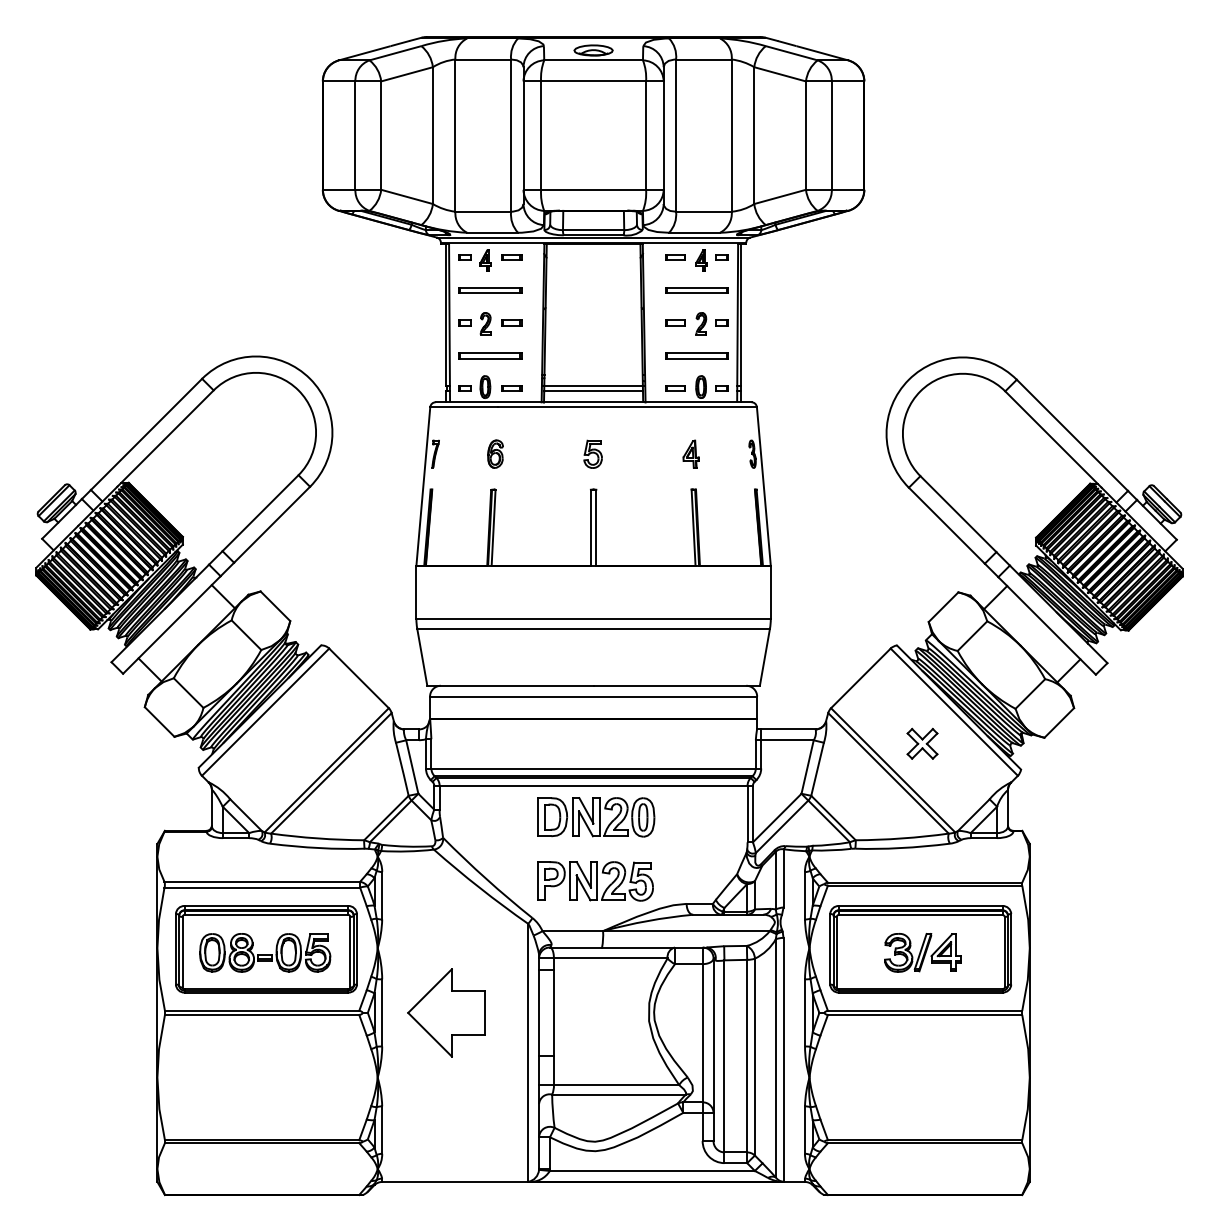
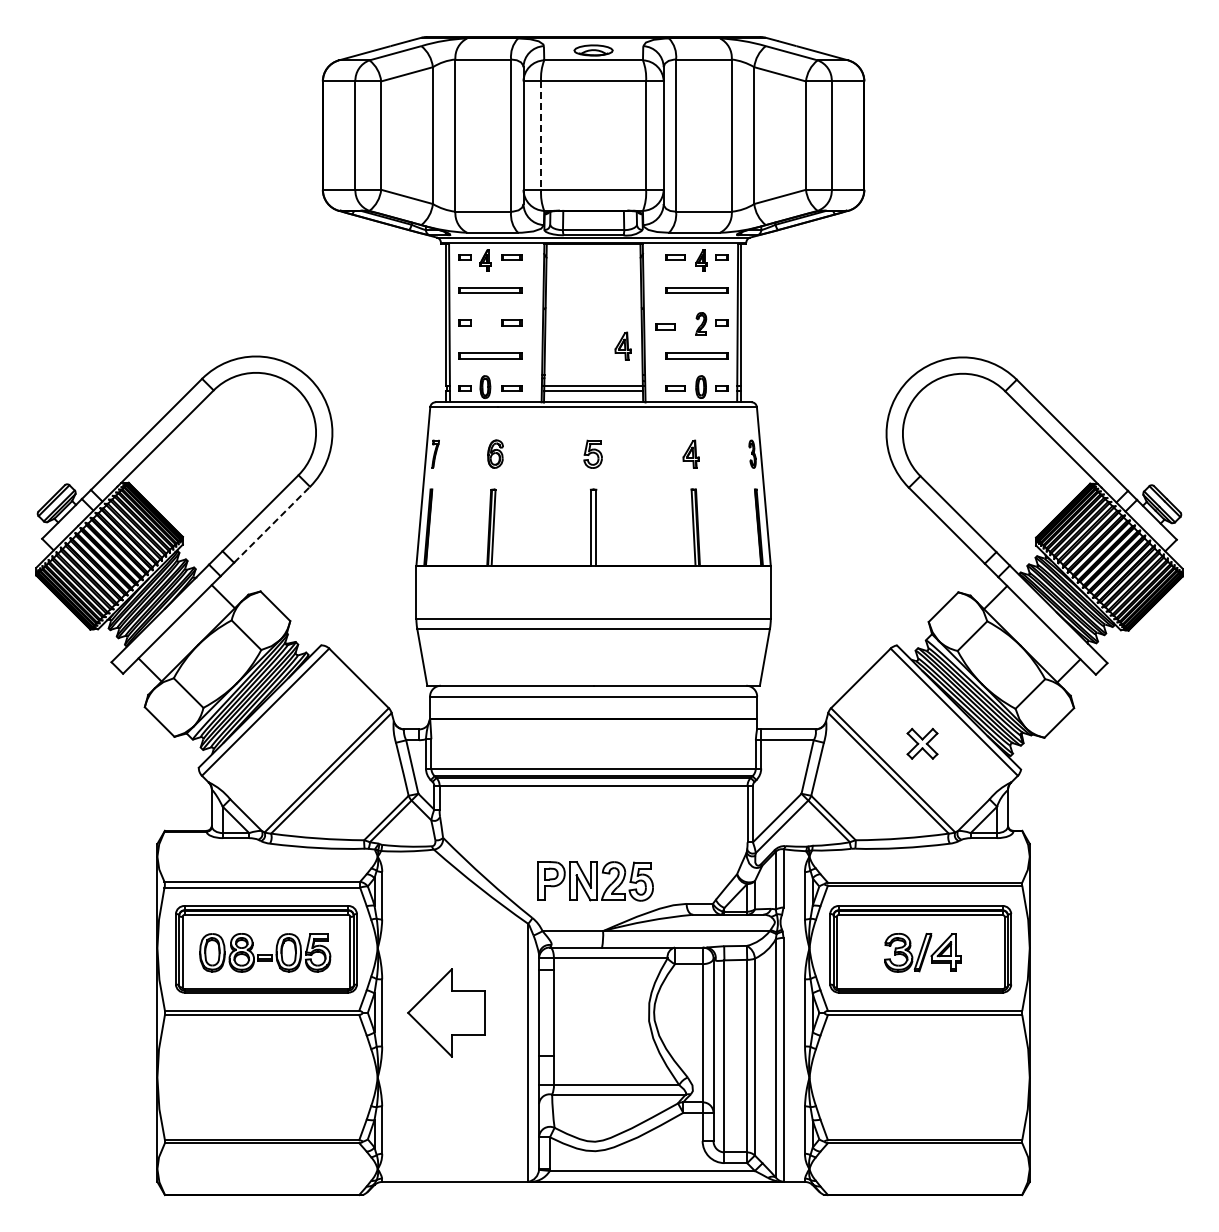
line: solid -> dashed (541, 136)
part position: (675, 322) -> (665, 326) (665, 326)
part: present -> none (485, 323)
part: none -> present (622, 345)
line: solid -> dashed (272, 524)
part: present -> none (596, 817)
